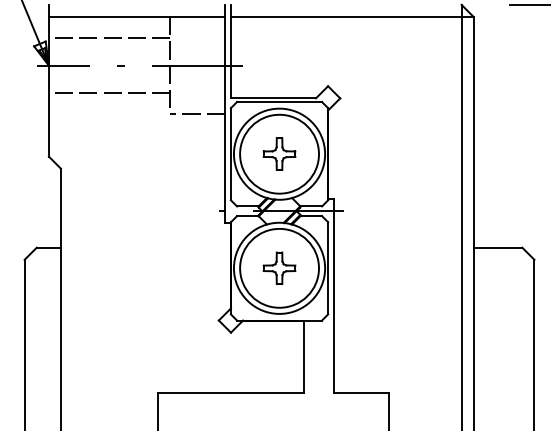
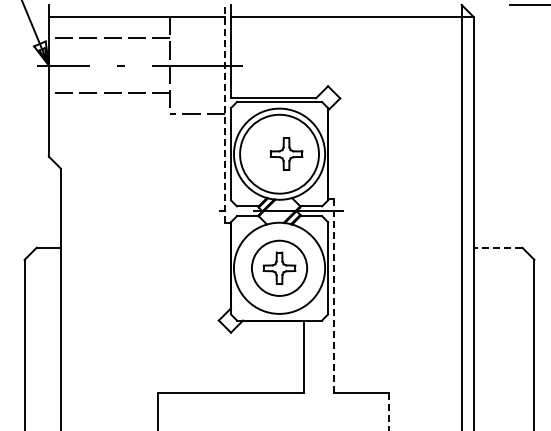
line: solid -> dashed (224, 113)
part position: (279, 153) -> (286, 153) (286, 153)
line: solid -> dashed (497, 247)
circle diameter: 79 px -> 55 px (279, 267)
line: solid -> dashed (334, 296)
line: solid -> dashed (388, 412)
